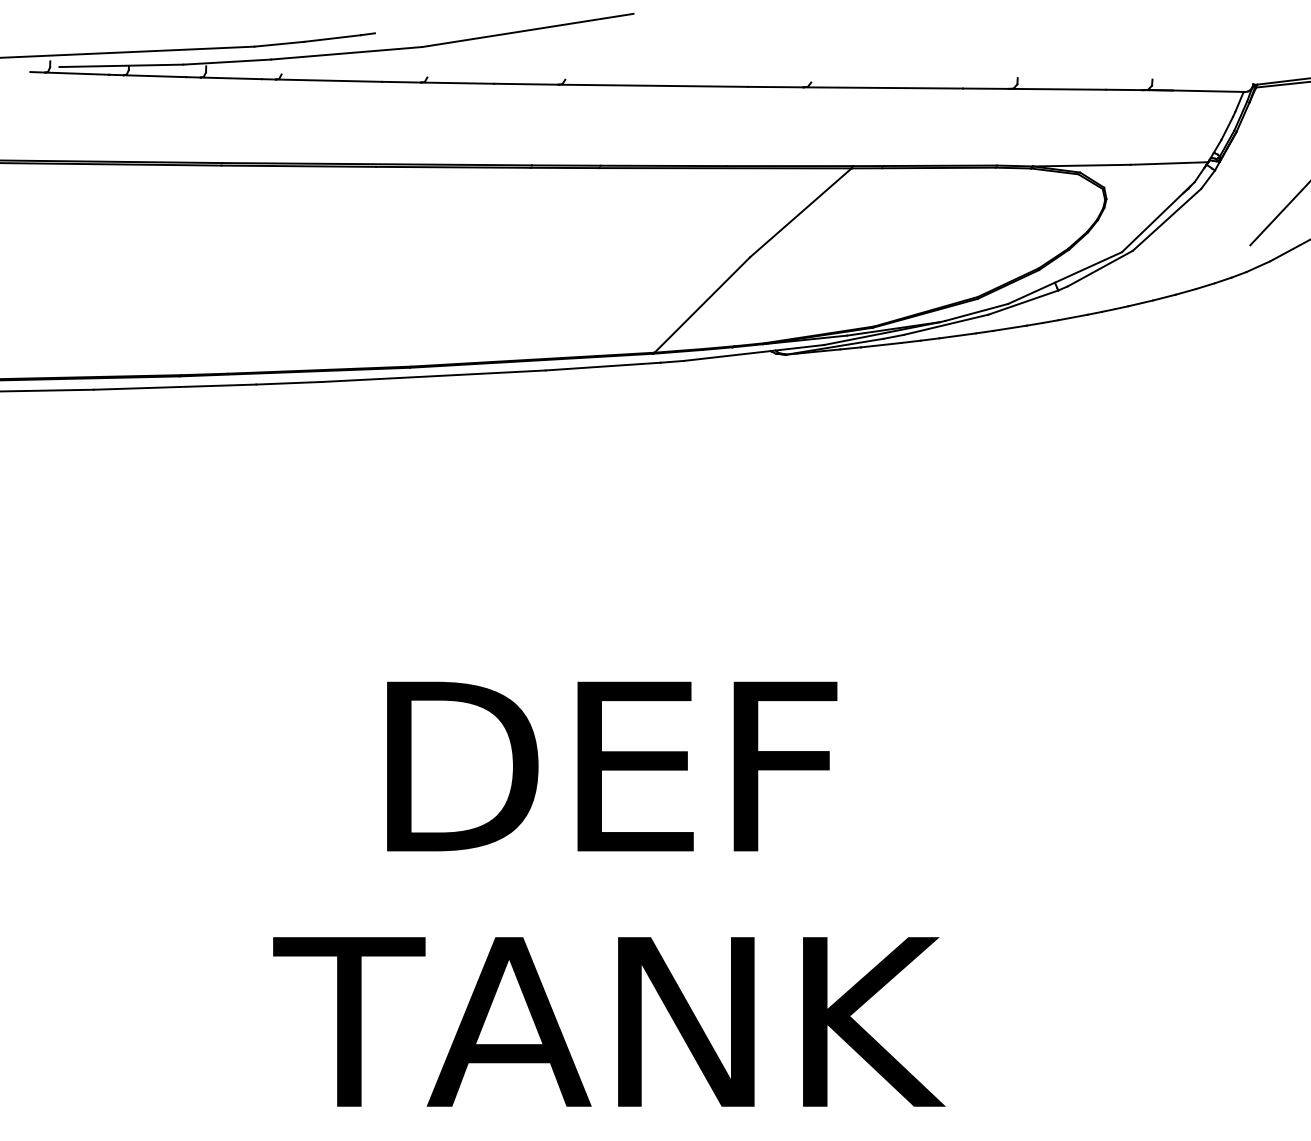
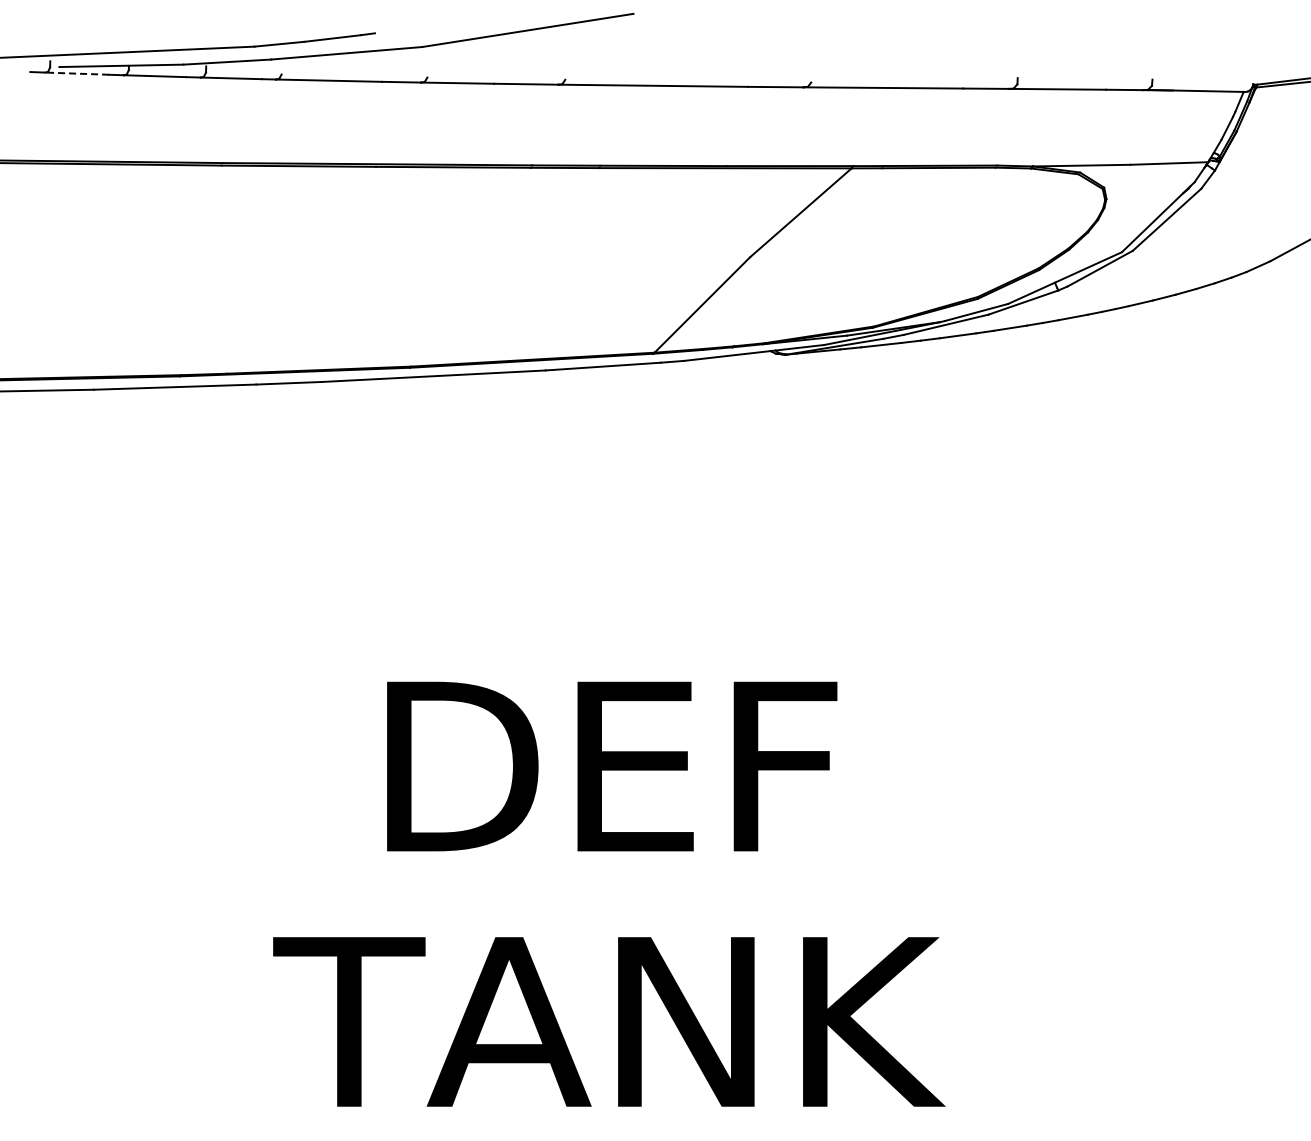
line: solid -> dashed (77, 73)
line: present -> none (1278, 214)
